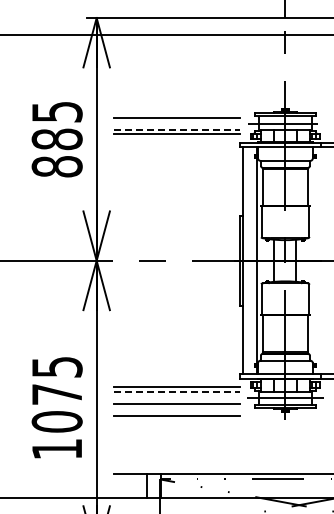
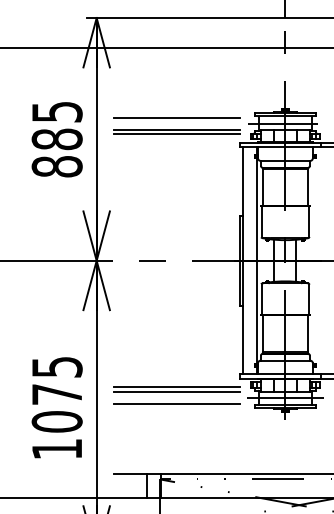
line position: (166, 34) -> (166, 47) (166, 47)
line: dashed -> solid (177, 129)
line: dashed -> solid (177, 391)
line: present -> none (176, 415)
